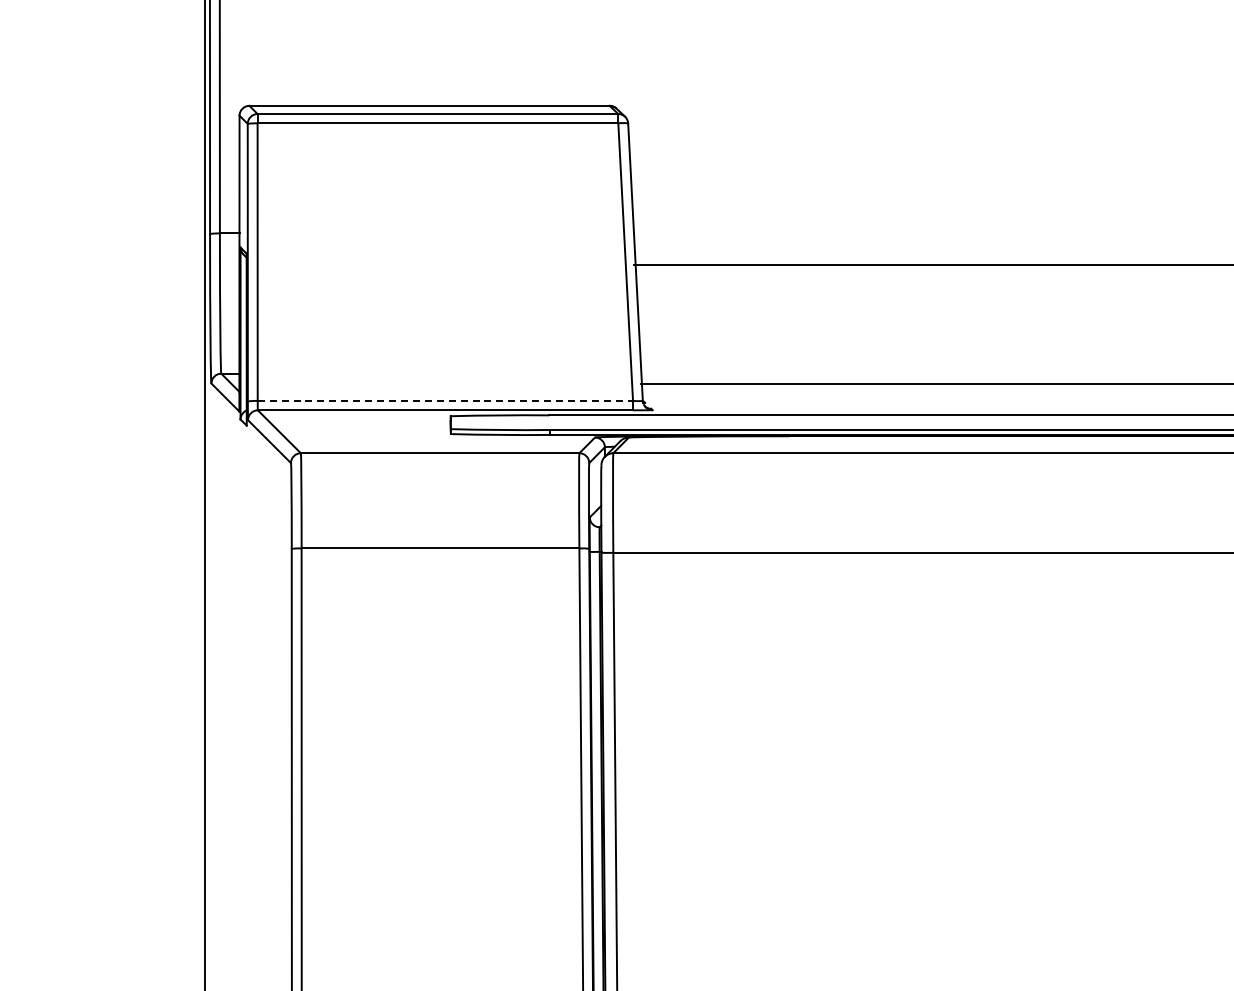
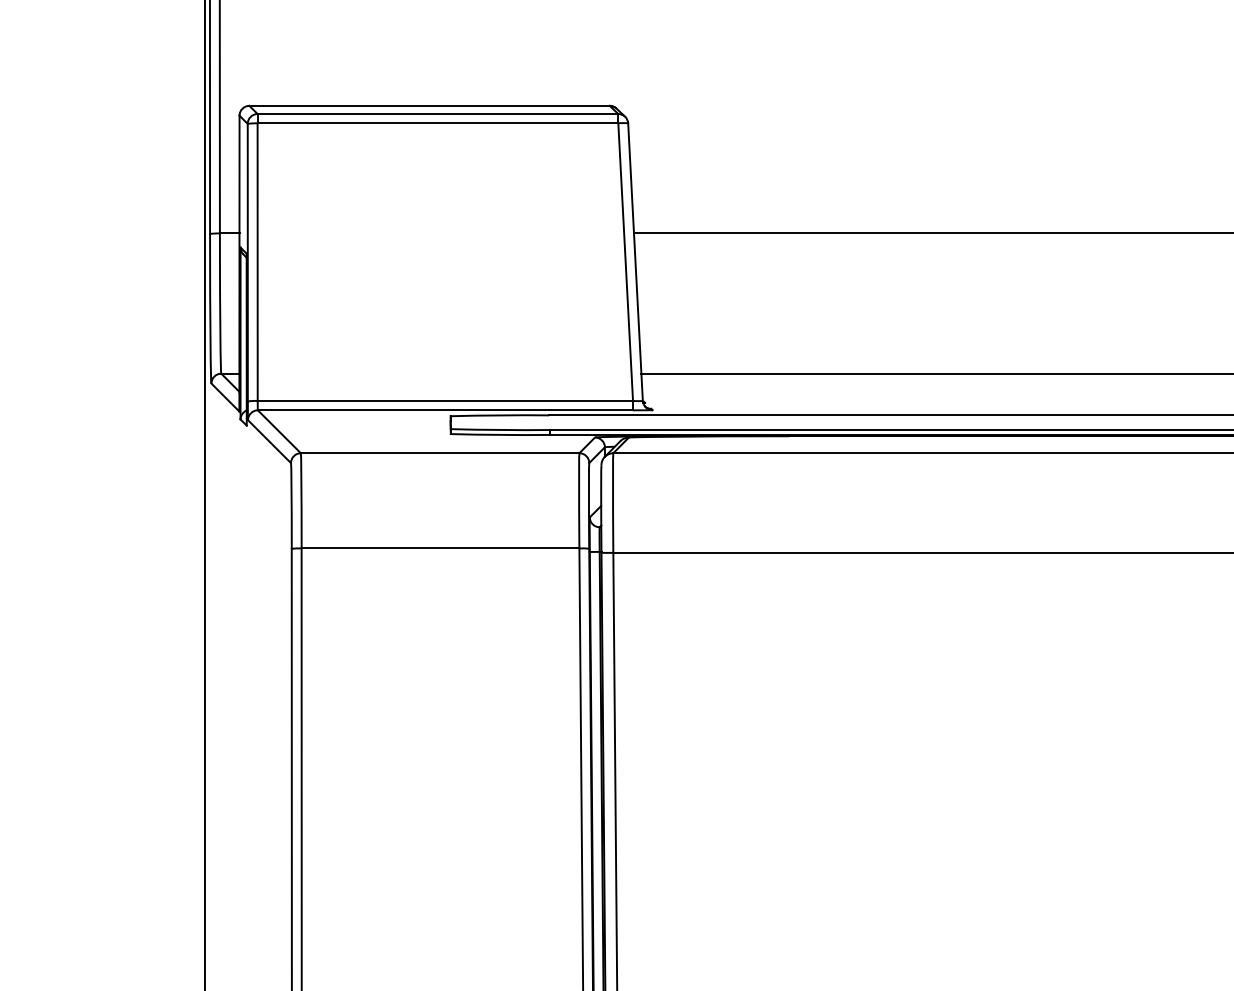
line position: (932, 265) -> (932, 233) (932, 233)
line position: (935, 383) -> (935, 373) (935, 373)
line: dashed -> solid (445, 400)
